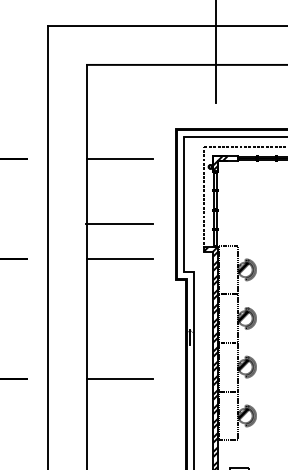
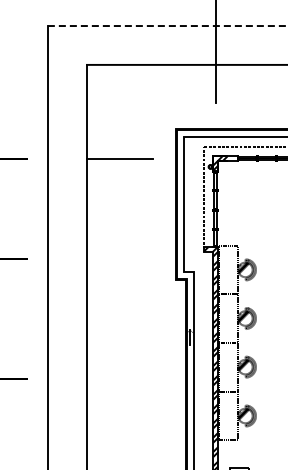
line: solid -> dashed (167, 26)
line: present -> none (119, 223)
line: present -> none (119, 259)
line: present -> none (119, 379)
